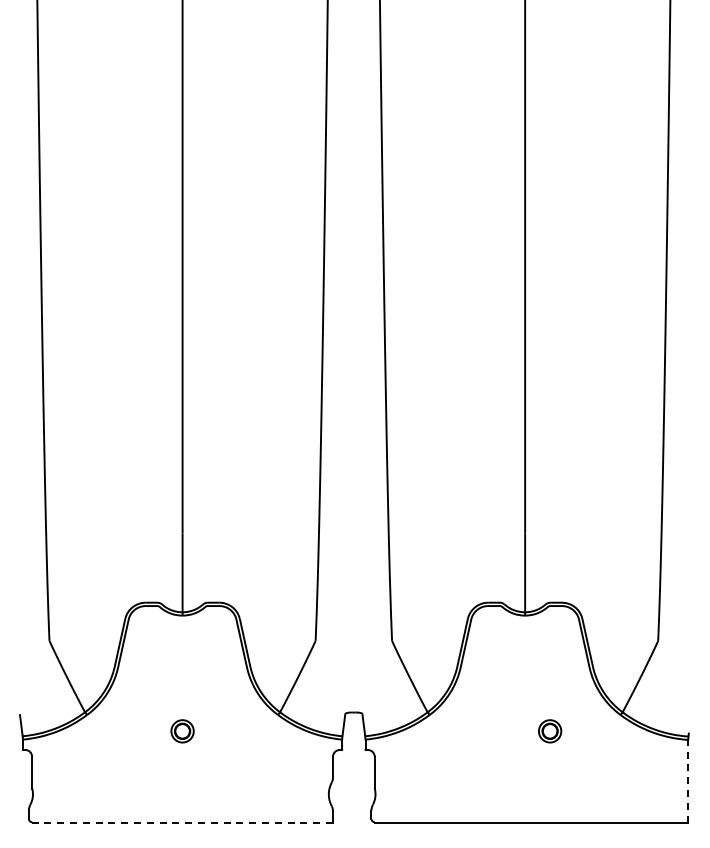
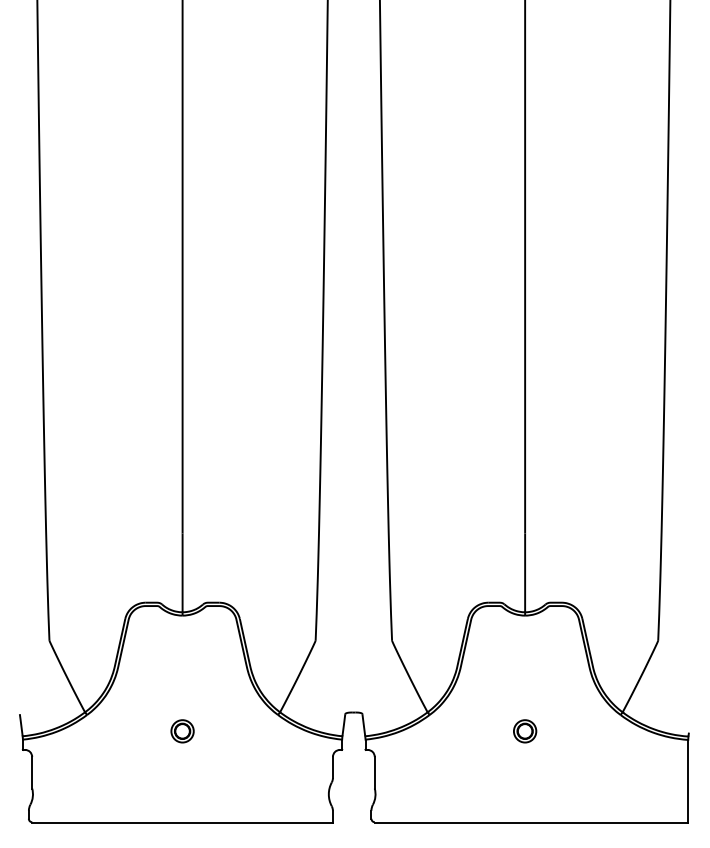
part position: (550, 731) -> (525, 731) (525, 731)
line: dashed -> solid (688, 780)
line: dashed -> solid (182, 822)
